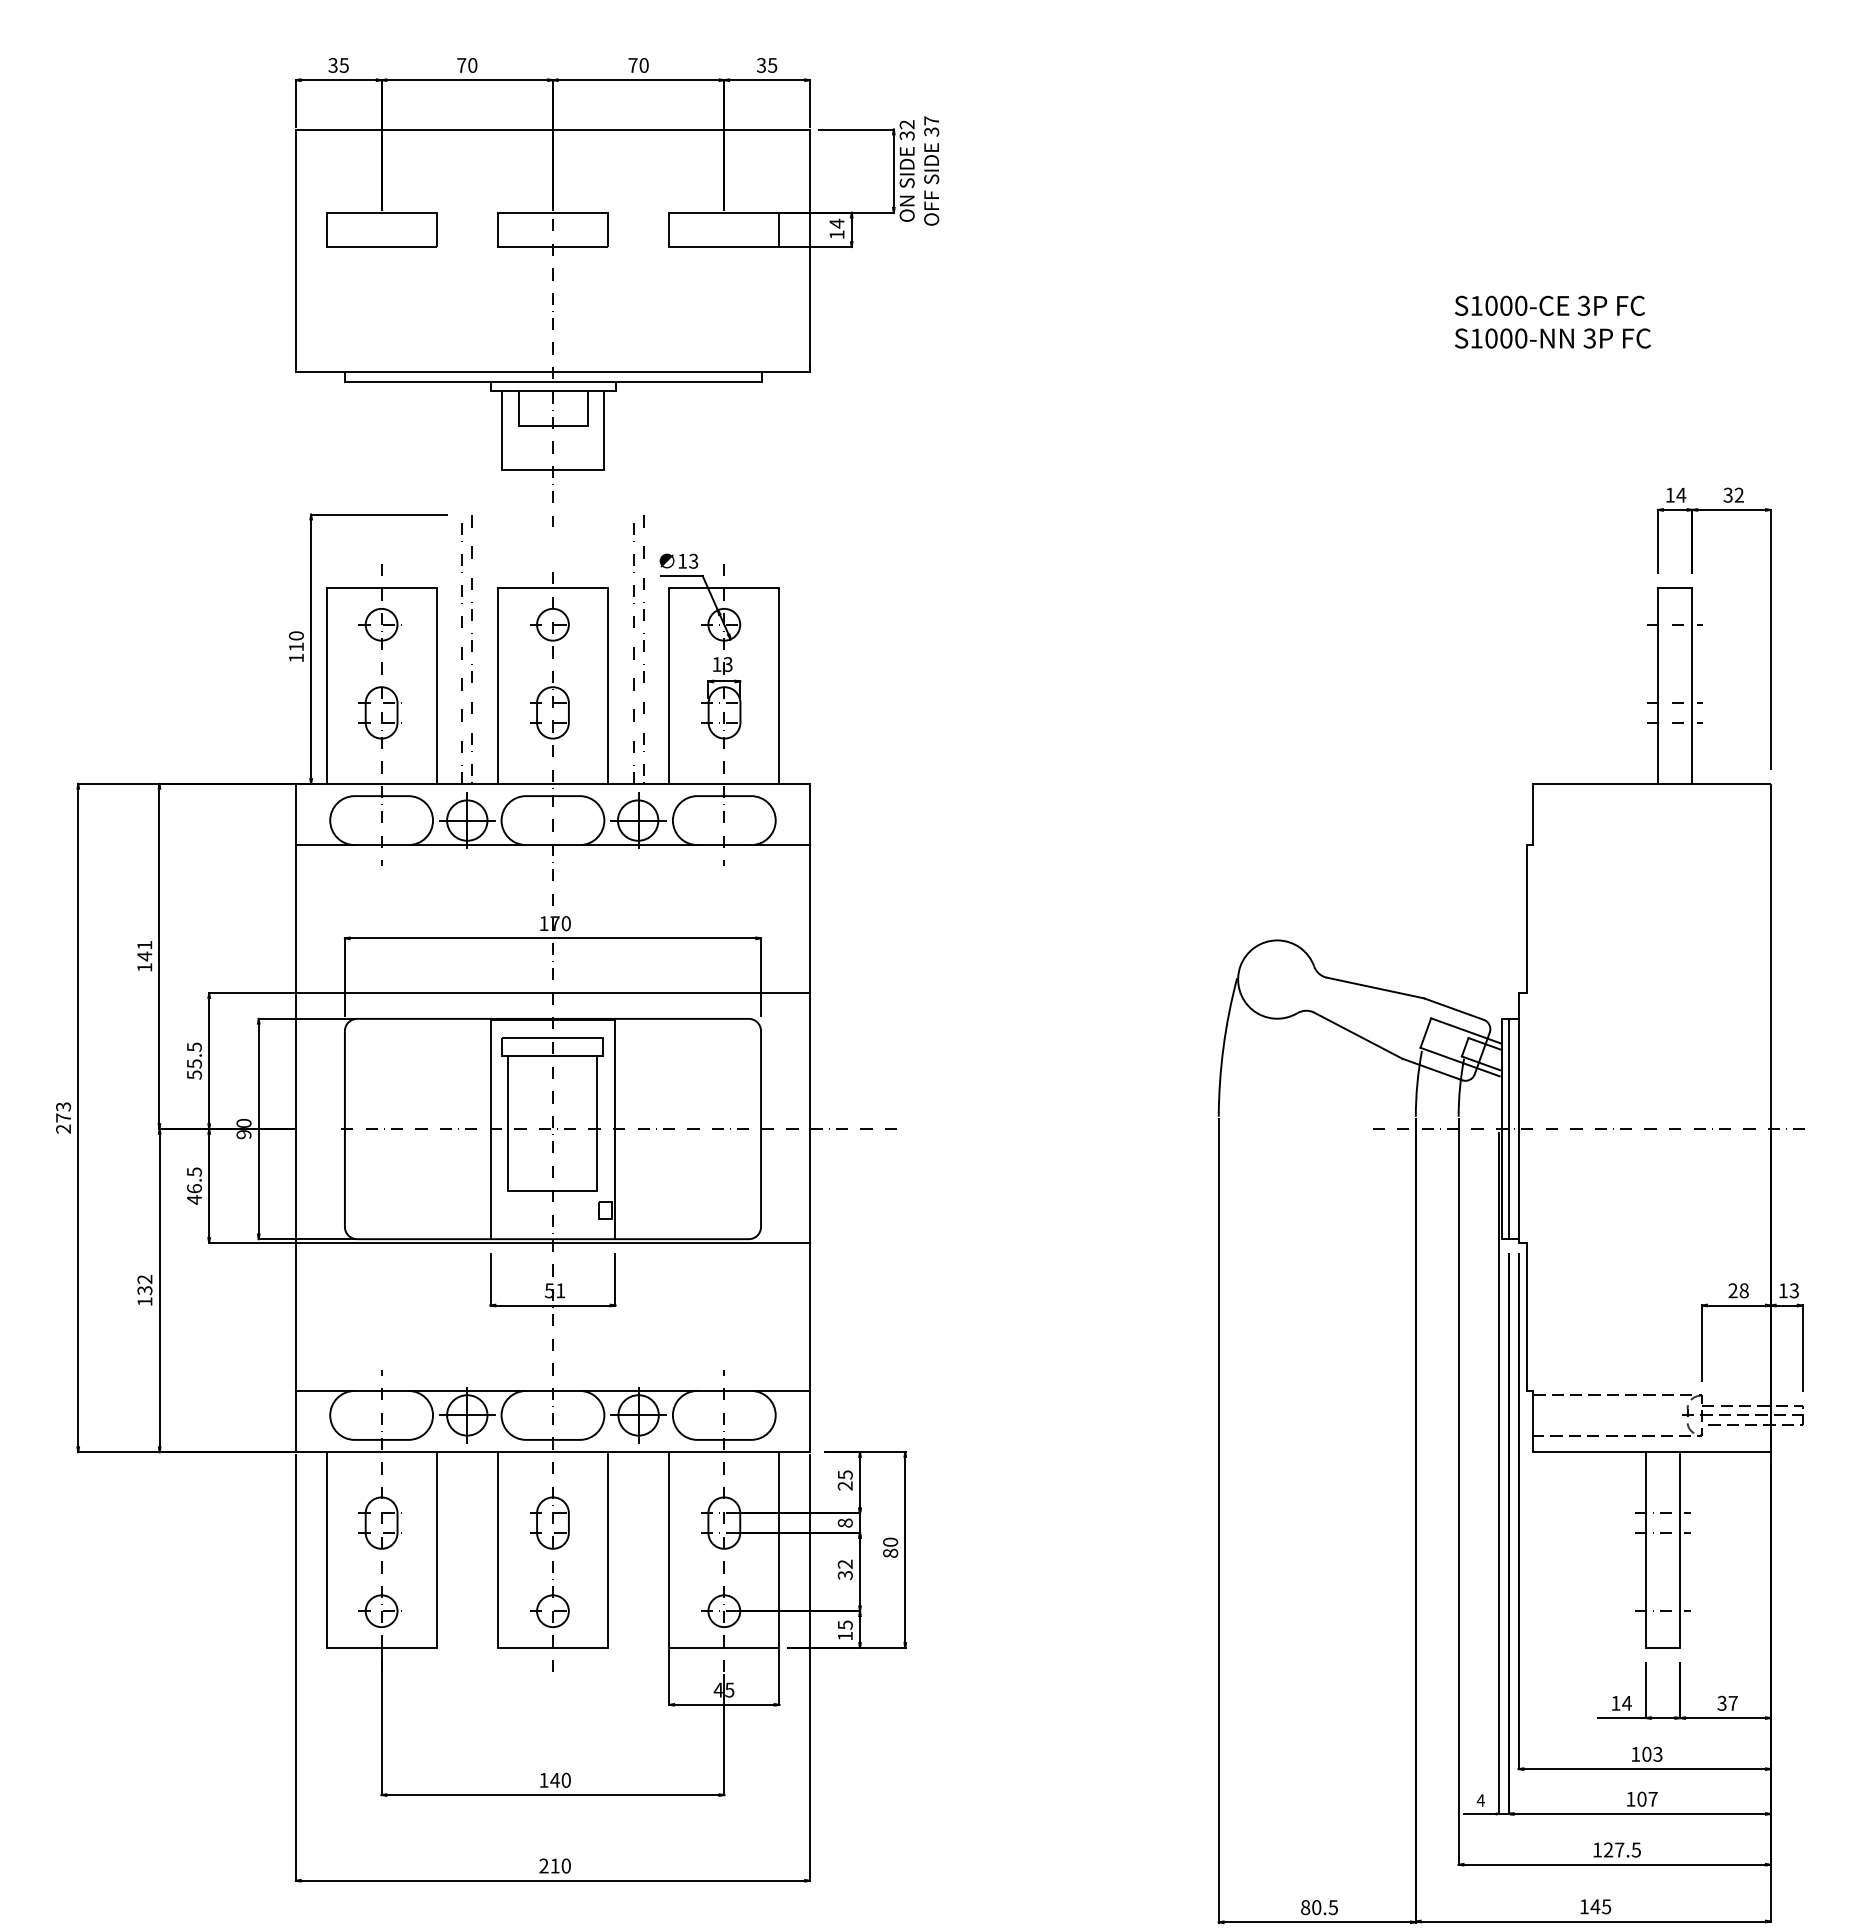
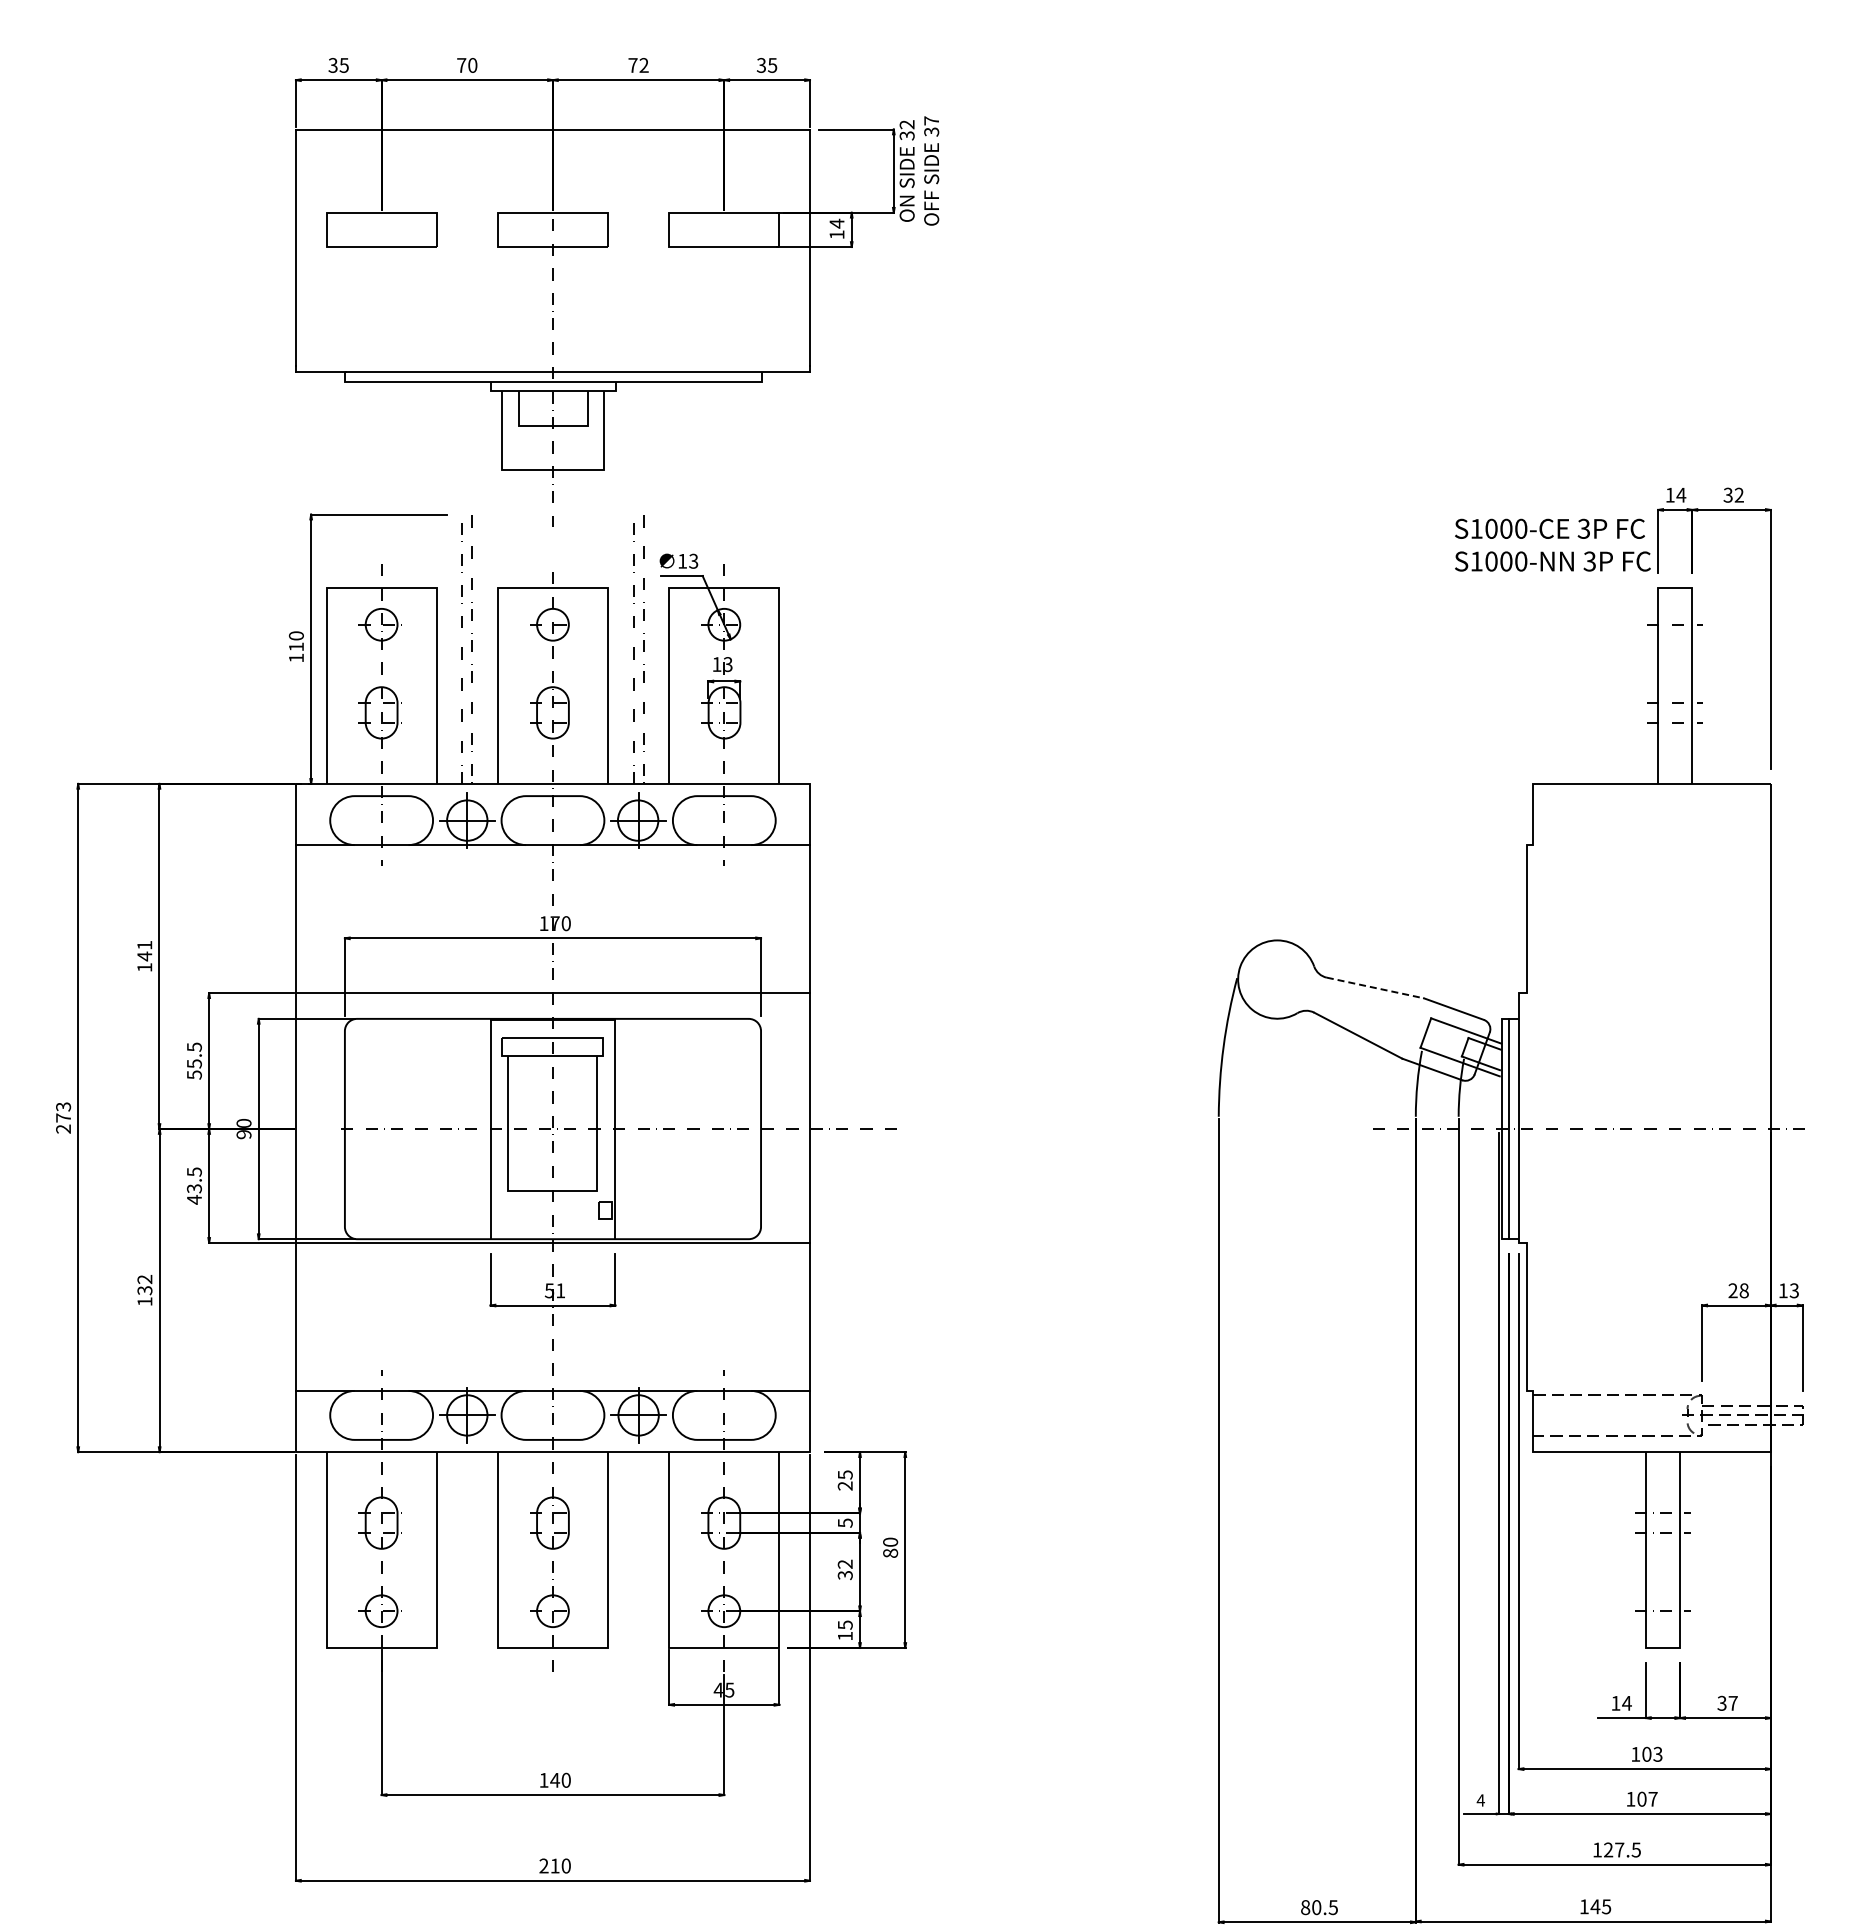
text: 70 -> 72 (643, 65)
text position: (1552, 321) -> (1552, 544) (1552, 544)
line: solid -> dashed (1375, 988)
text: 46.5 -> 43.5 (194, 1188)
text: 8 -> 5 (844, 1522)
